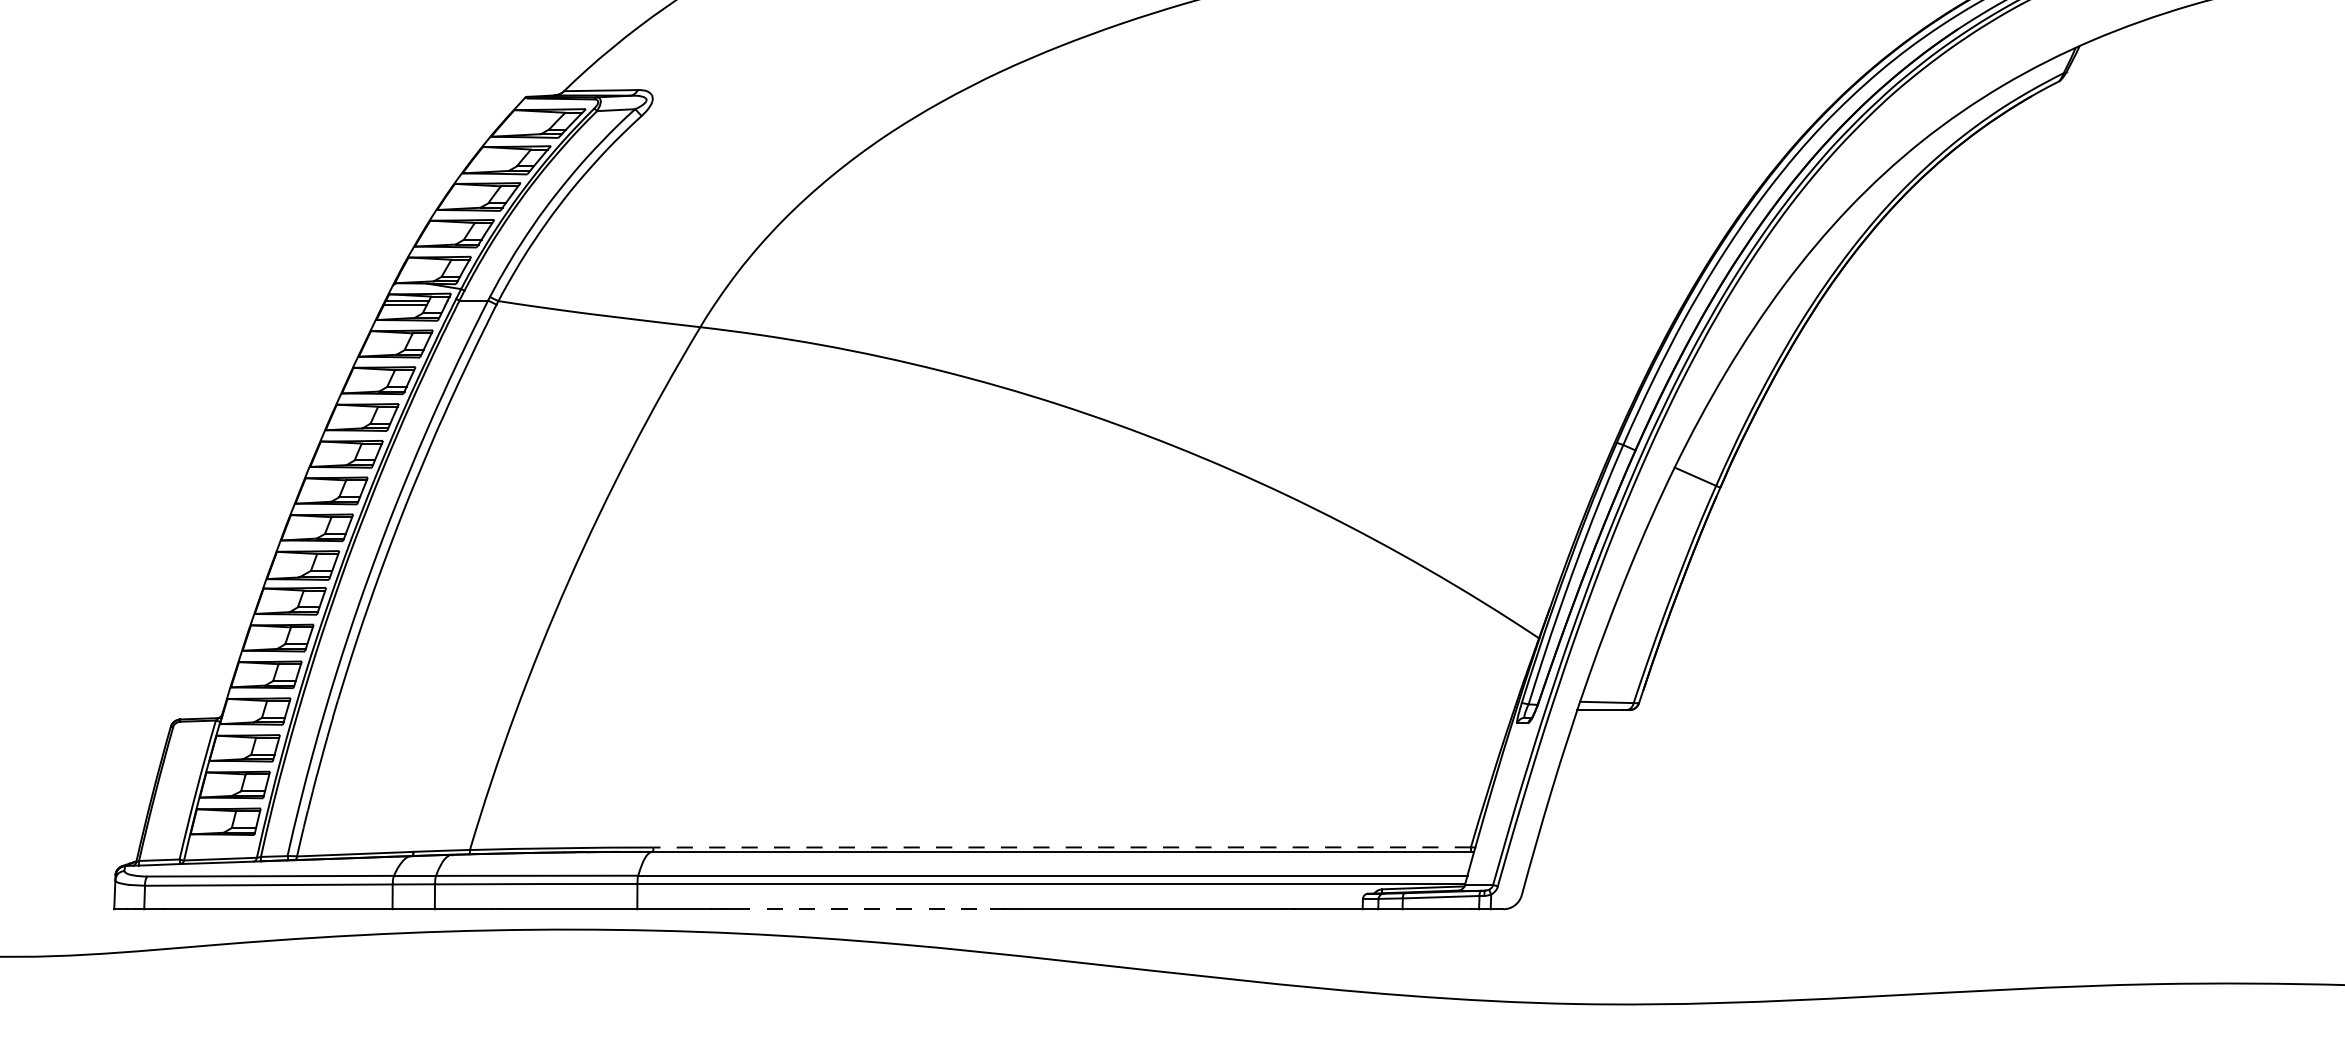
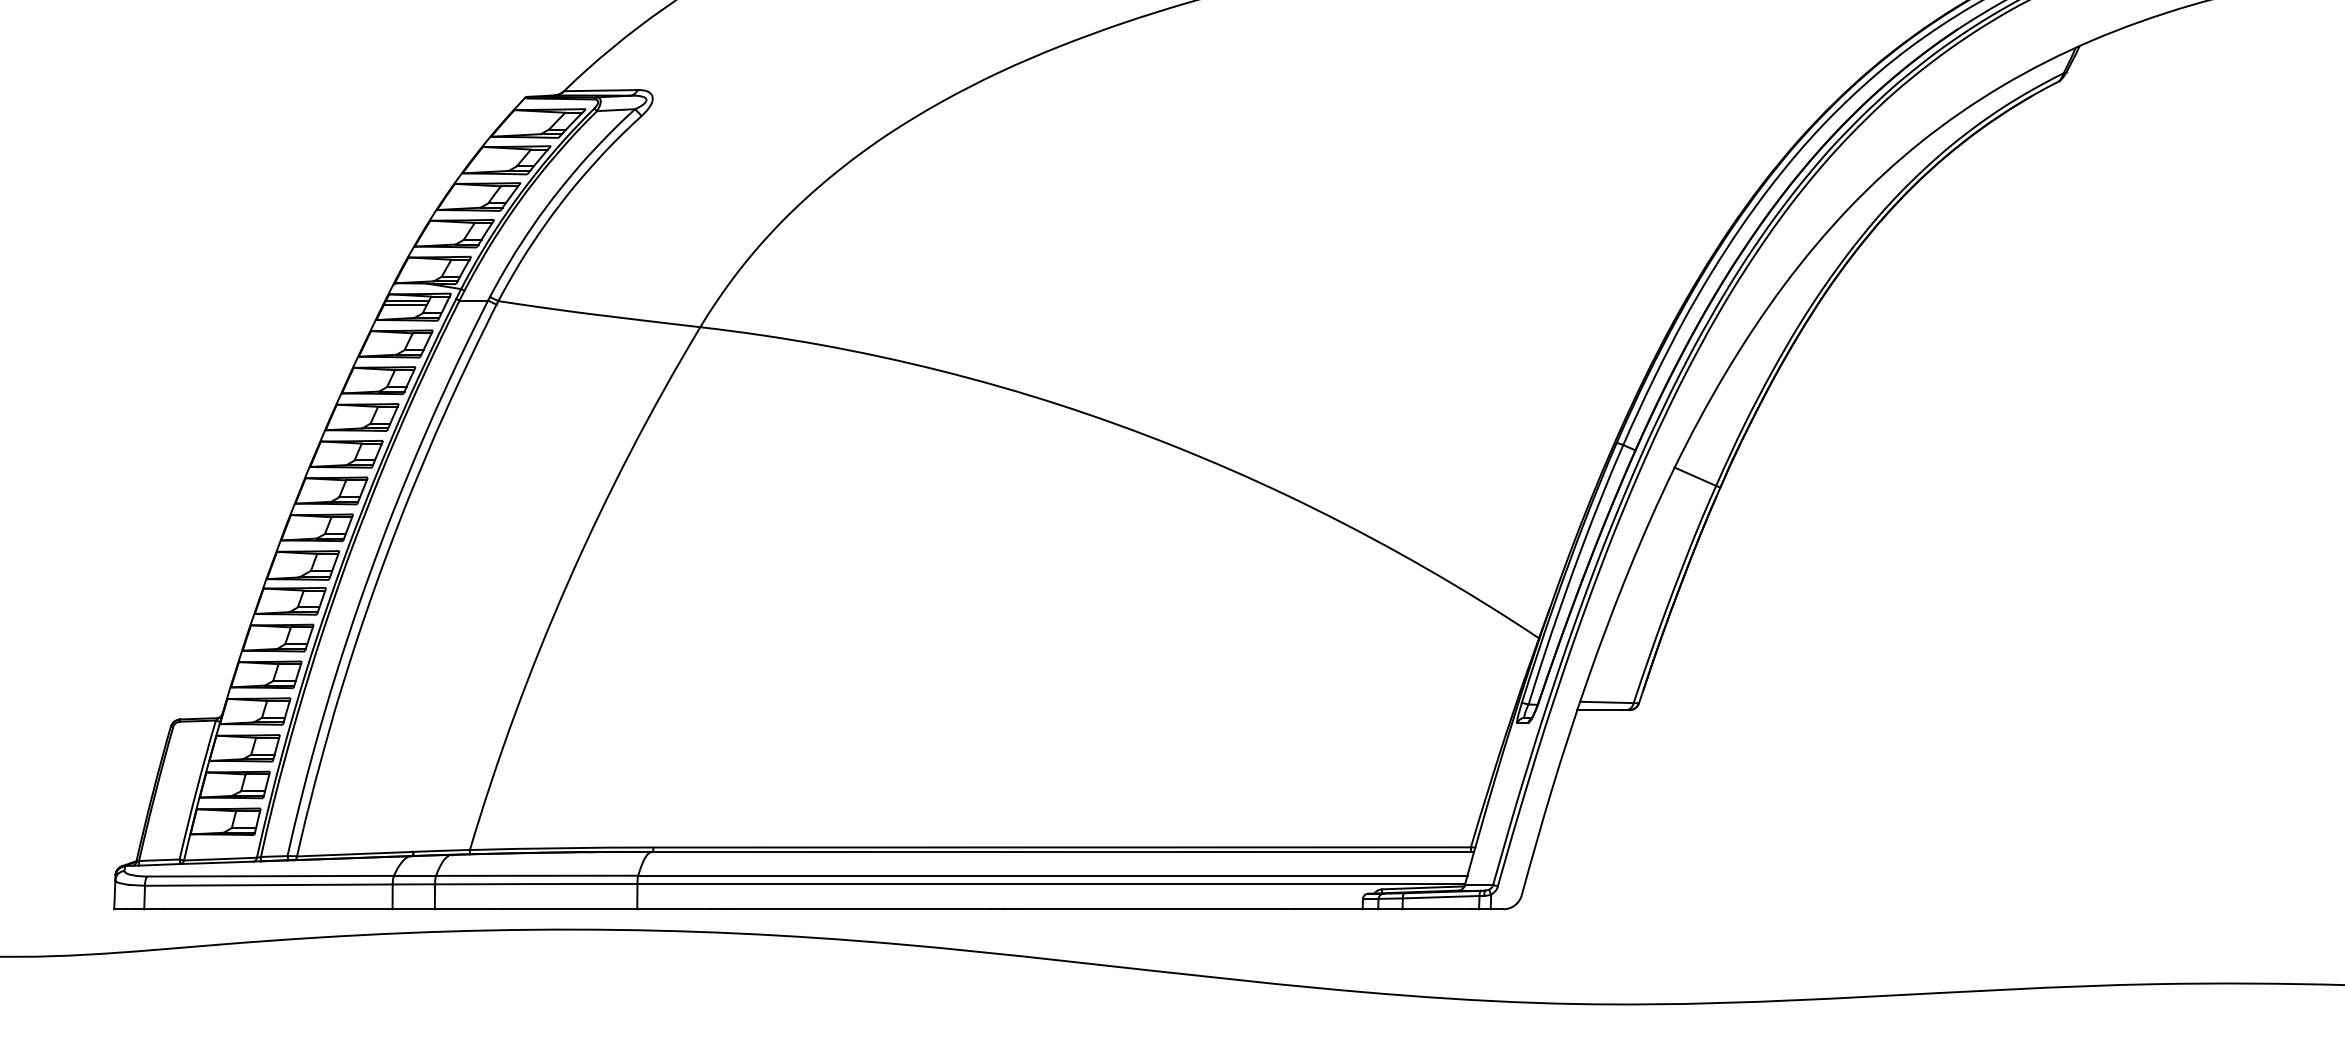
line: dashed -> solid (1062, 847)
line: dashed -> solid (862, 909)
